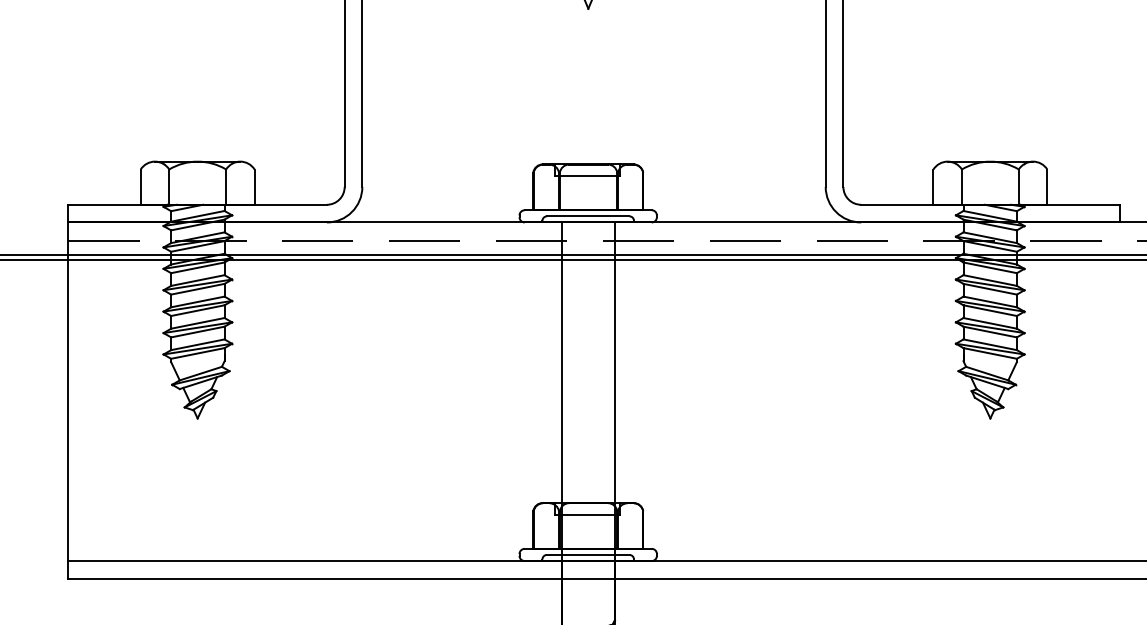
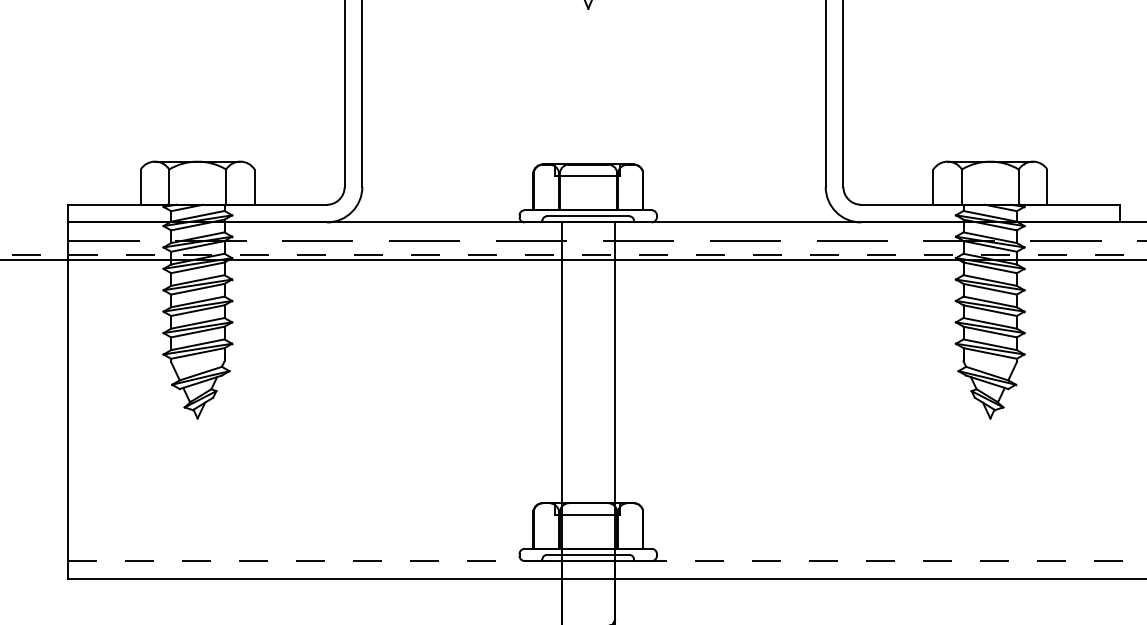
line: solid -> dashed (573, 255)
line: solid -> dashed (607, 561)
